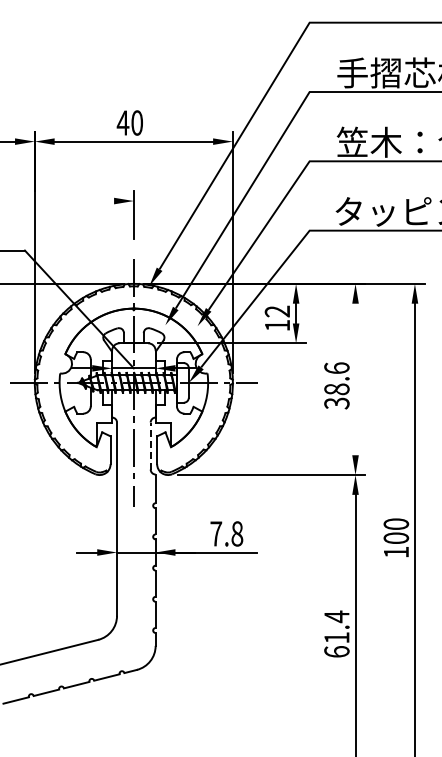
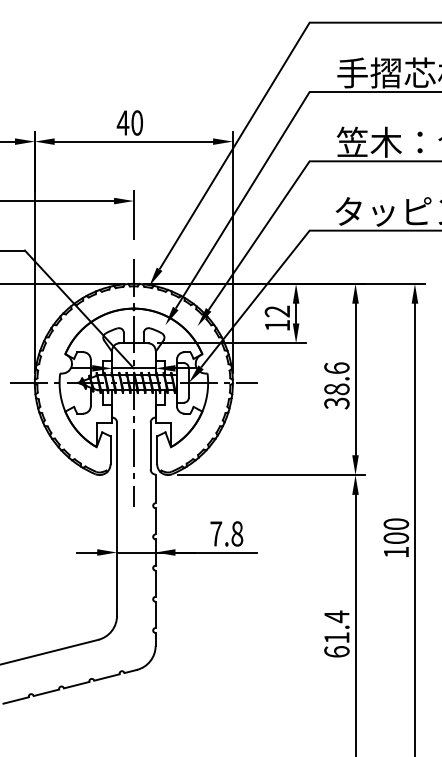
line: none -> present (58, 201)
line: none -> present (355, 379)
line: dashed -> solid (150, 446)
